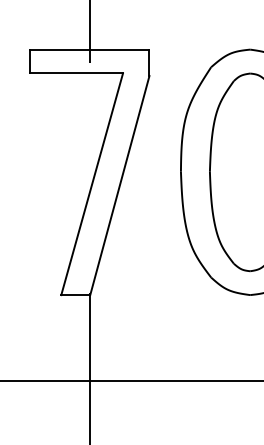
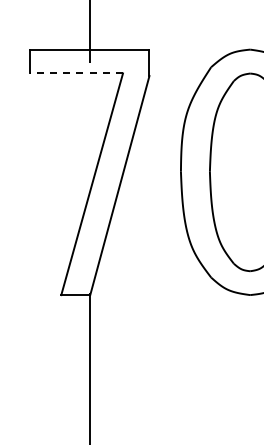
line: solid -> dashed (76, 73)
line: present -> none (131, 381)
